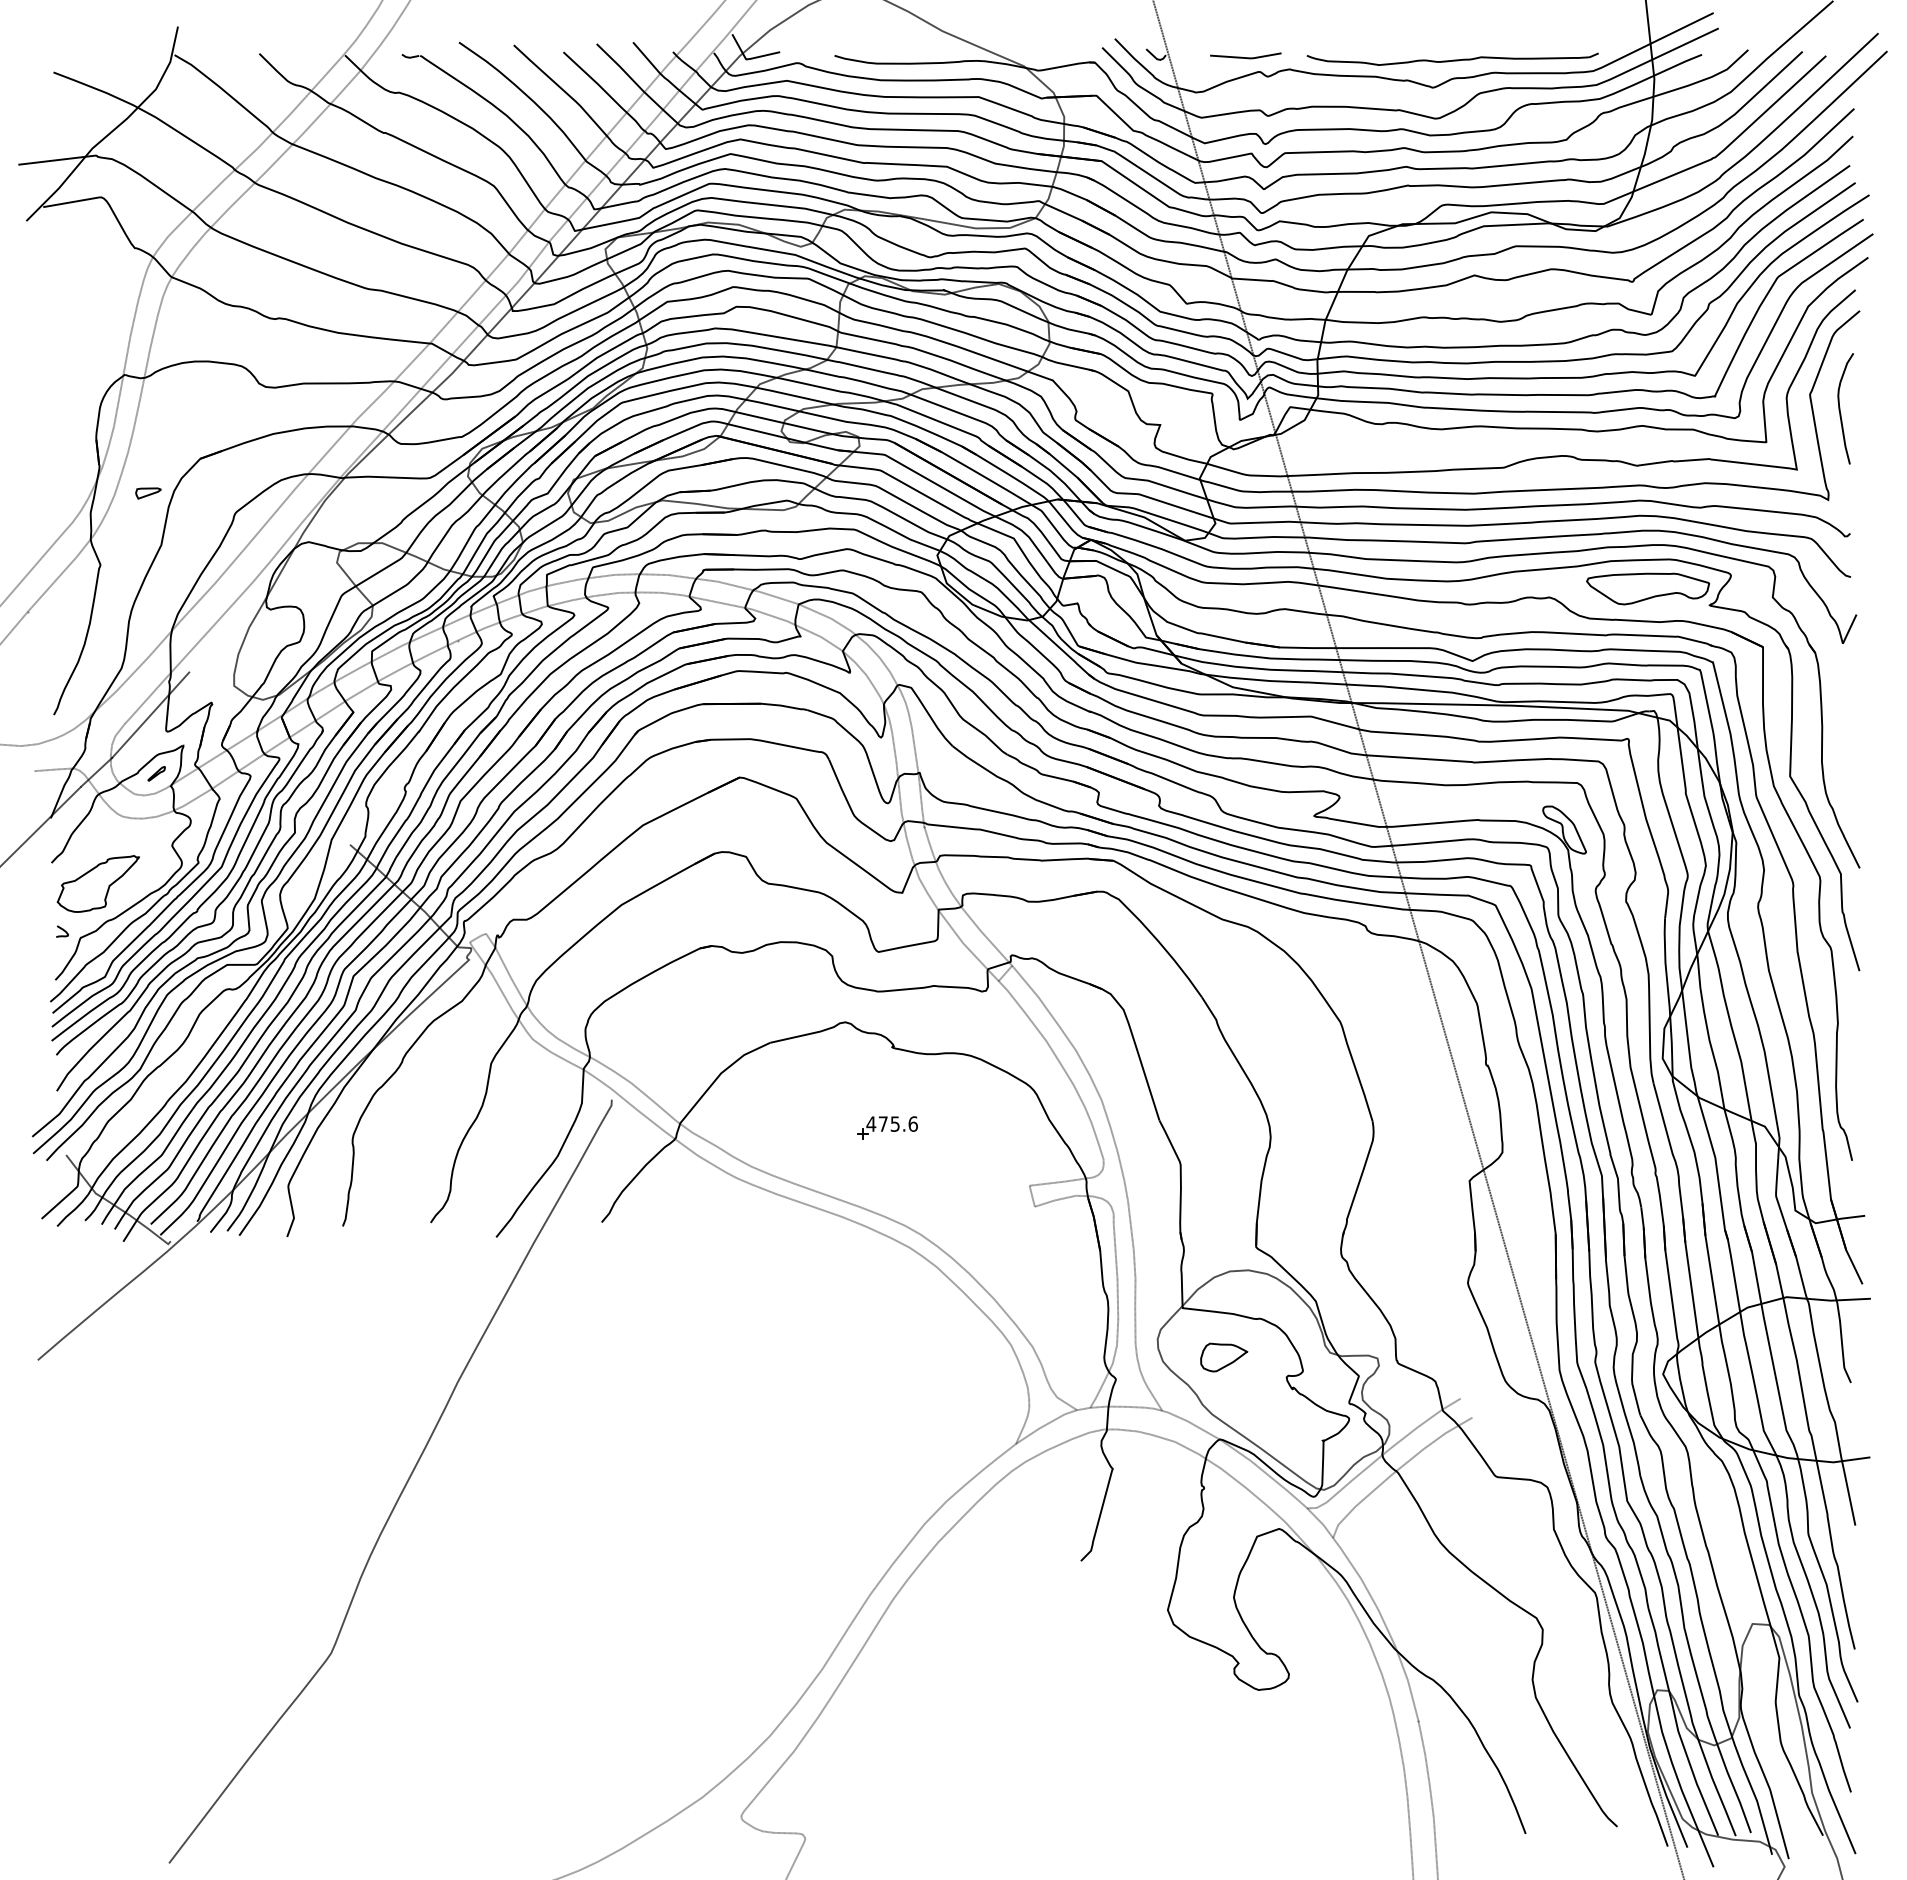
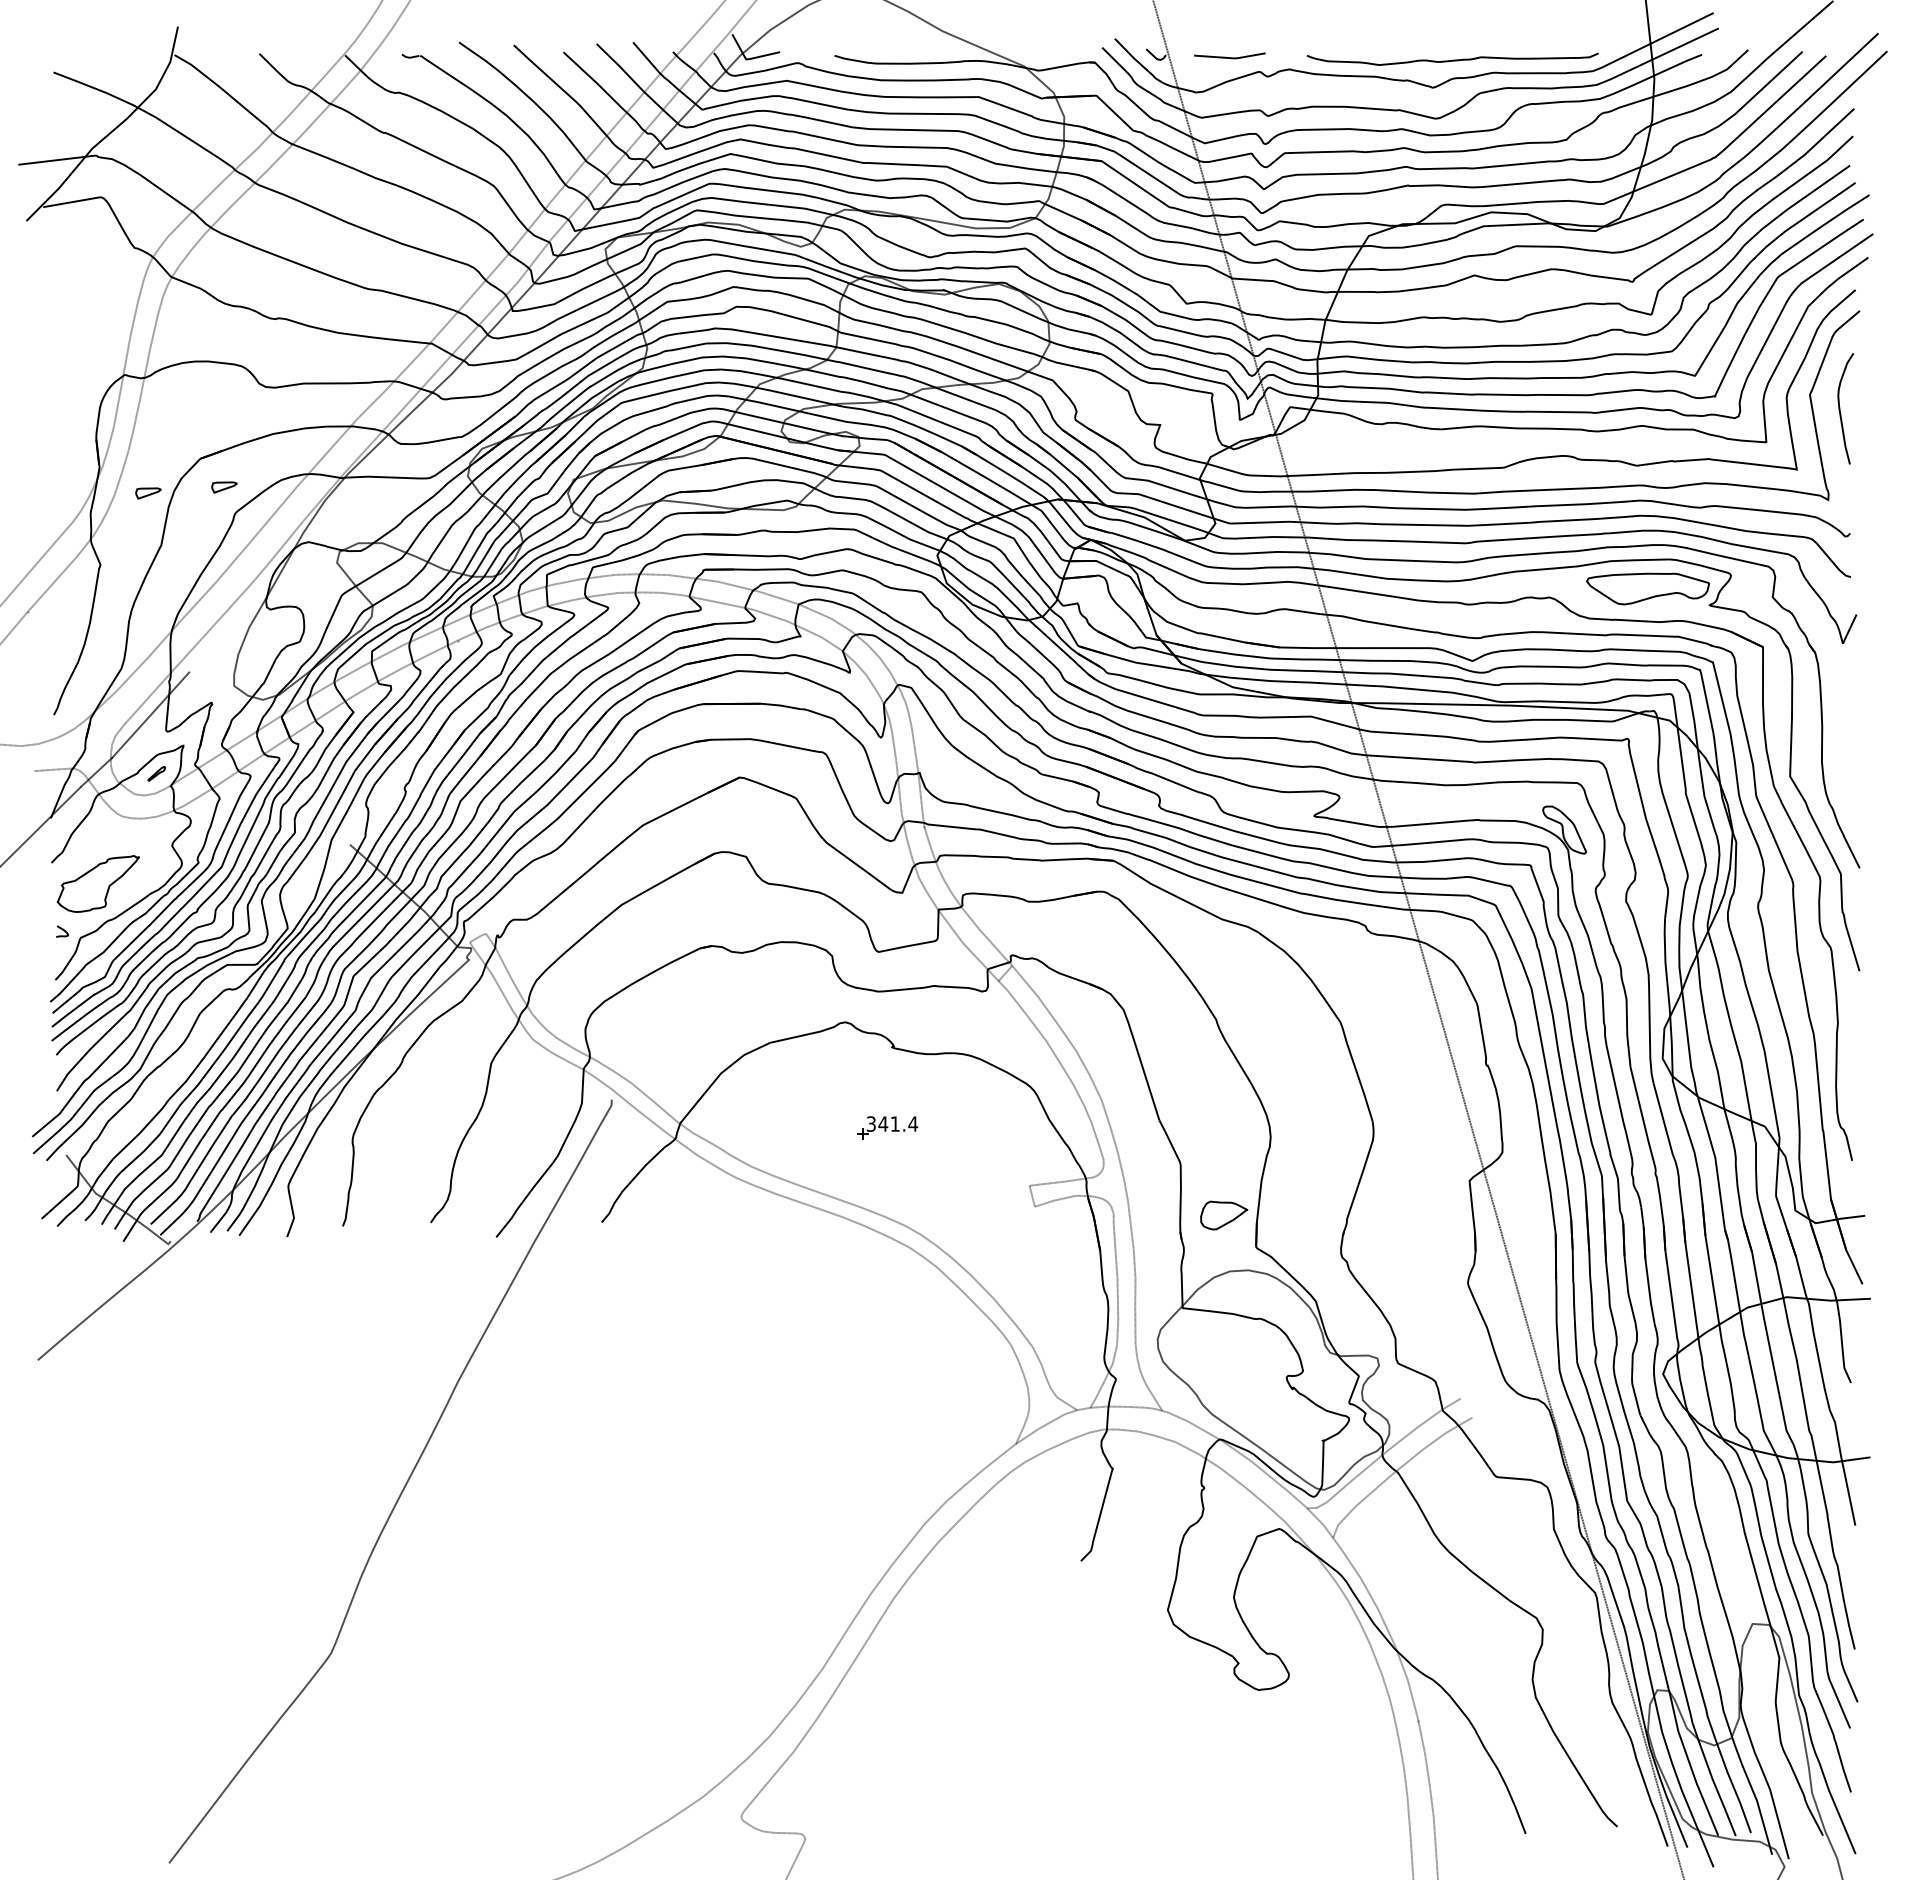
line position: (1245, 57) -> (1229, 57) (1229, 57)
part: none -> present (224, 487)
text: 475.6 -> 341.4 (892, 1123)
part position: (1224, 1357) -> (1224, 1215) (1224, 1215)
